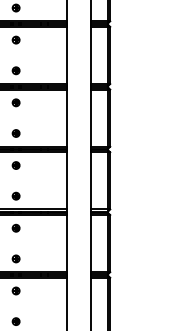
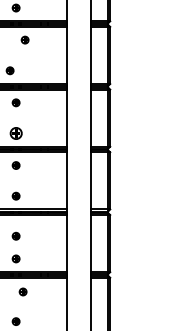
part position: (15, 39) -> (24, 39) (24, 39)
part position: (15, 70) -> (9, 70) (9, 70)
part size: 10x9 px -> 14x13 px (15, 133)
part position: (15, 227) -> (15, 235) (15, 235)
part position: (15, 290) -> (22, 291) (22, 291)
